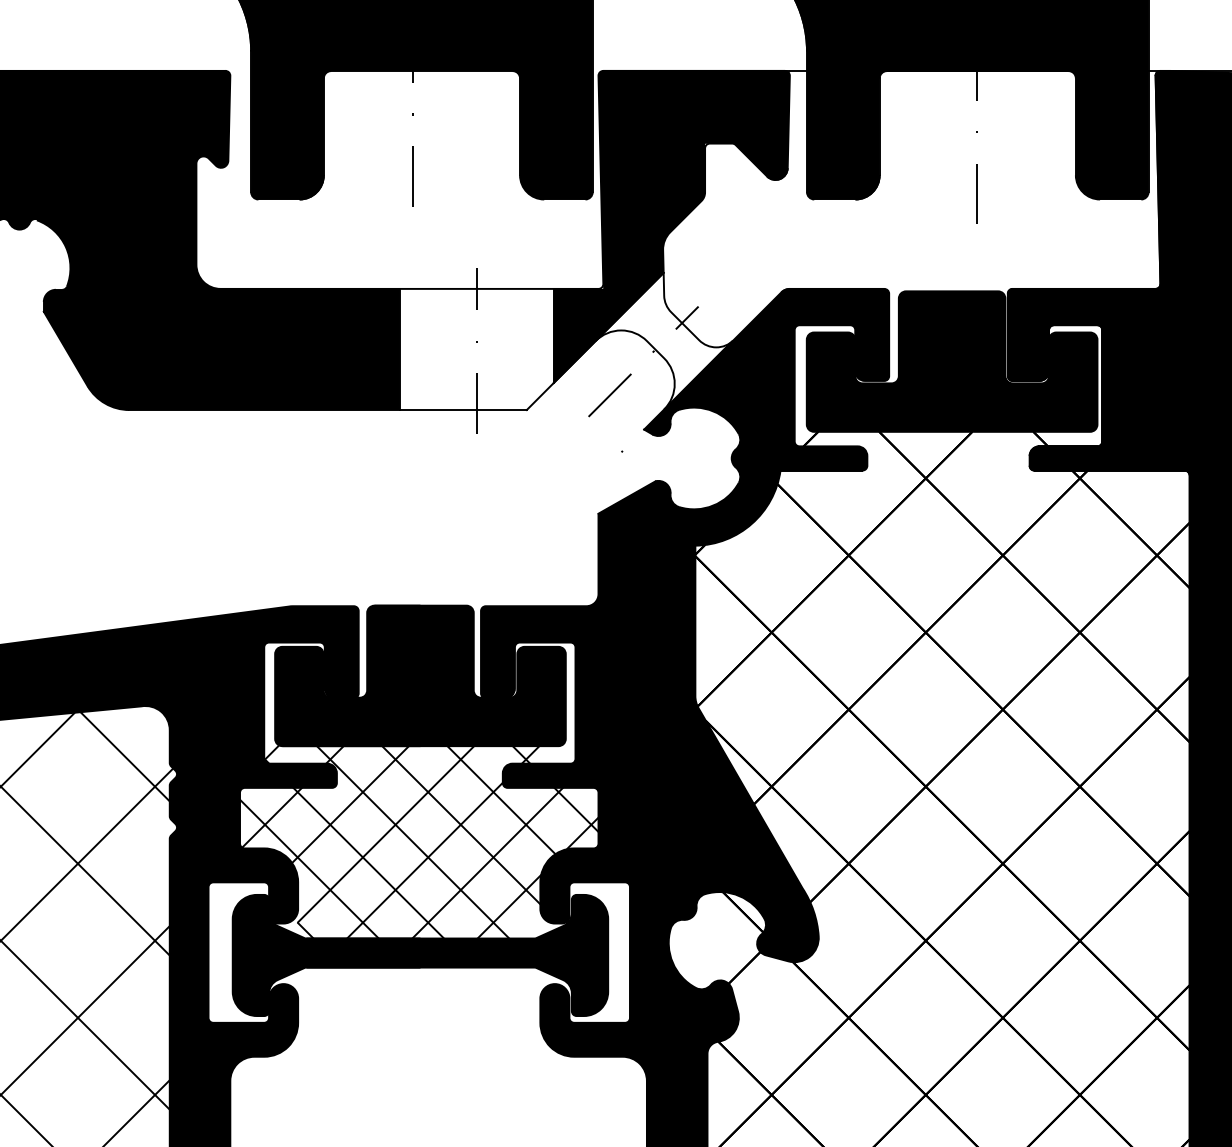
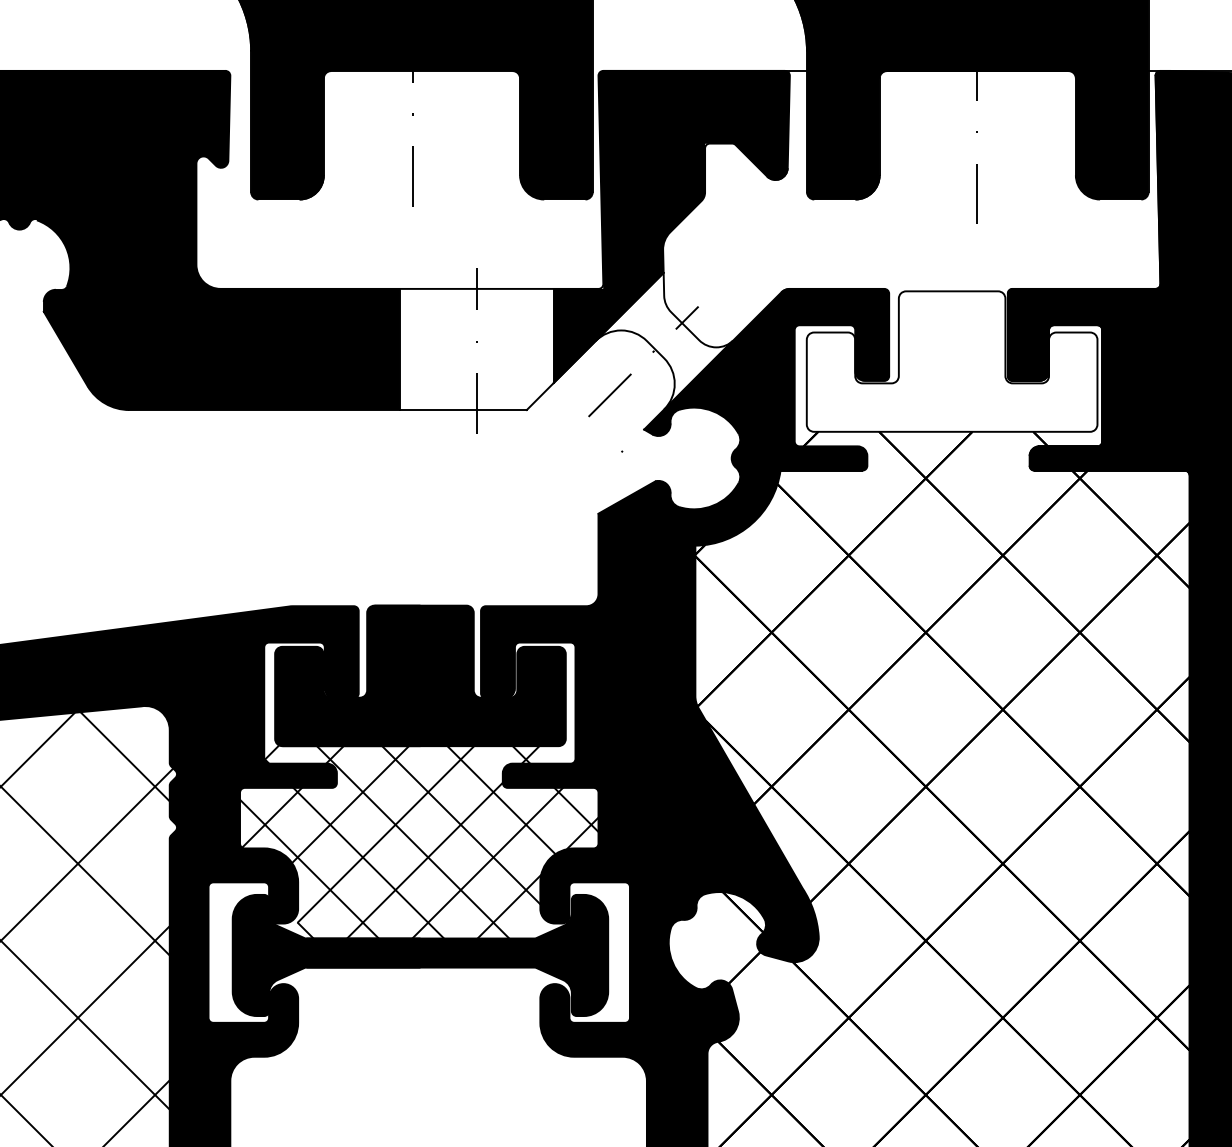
fill: present -> none (951, 361)
